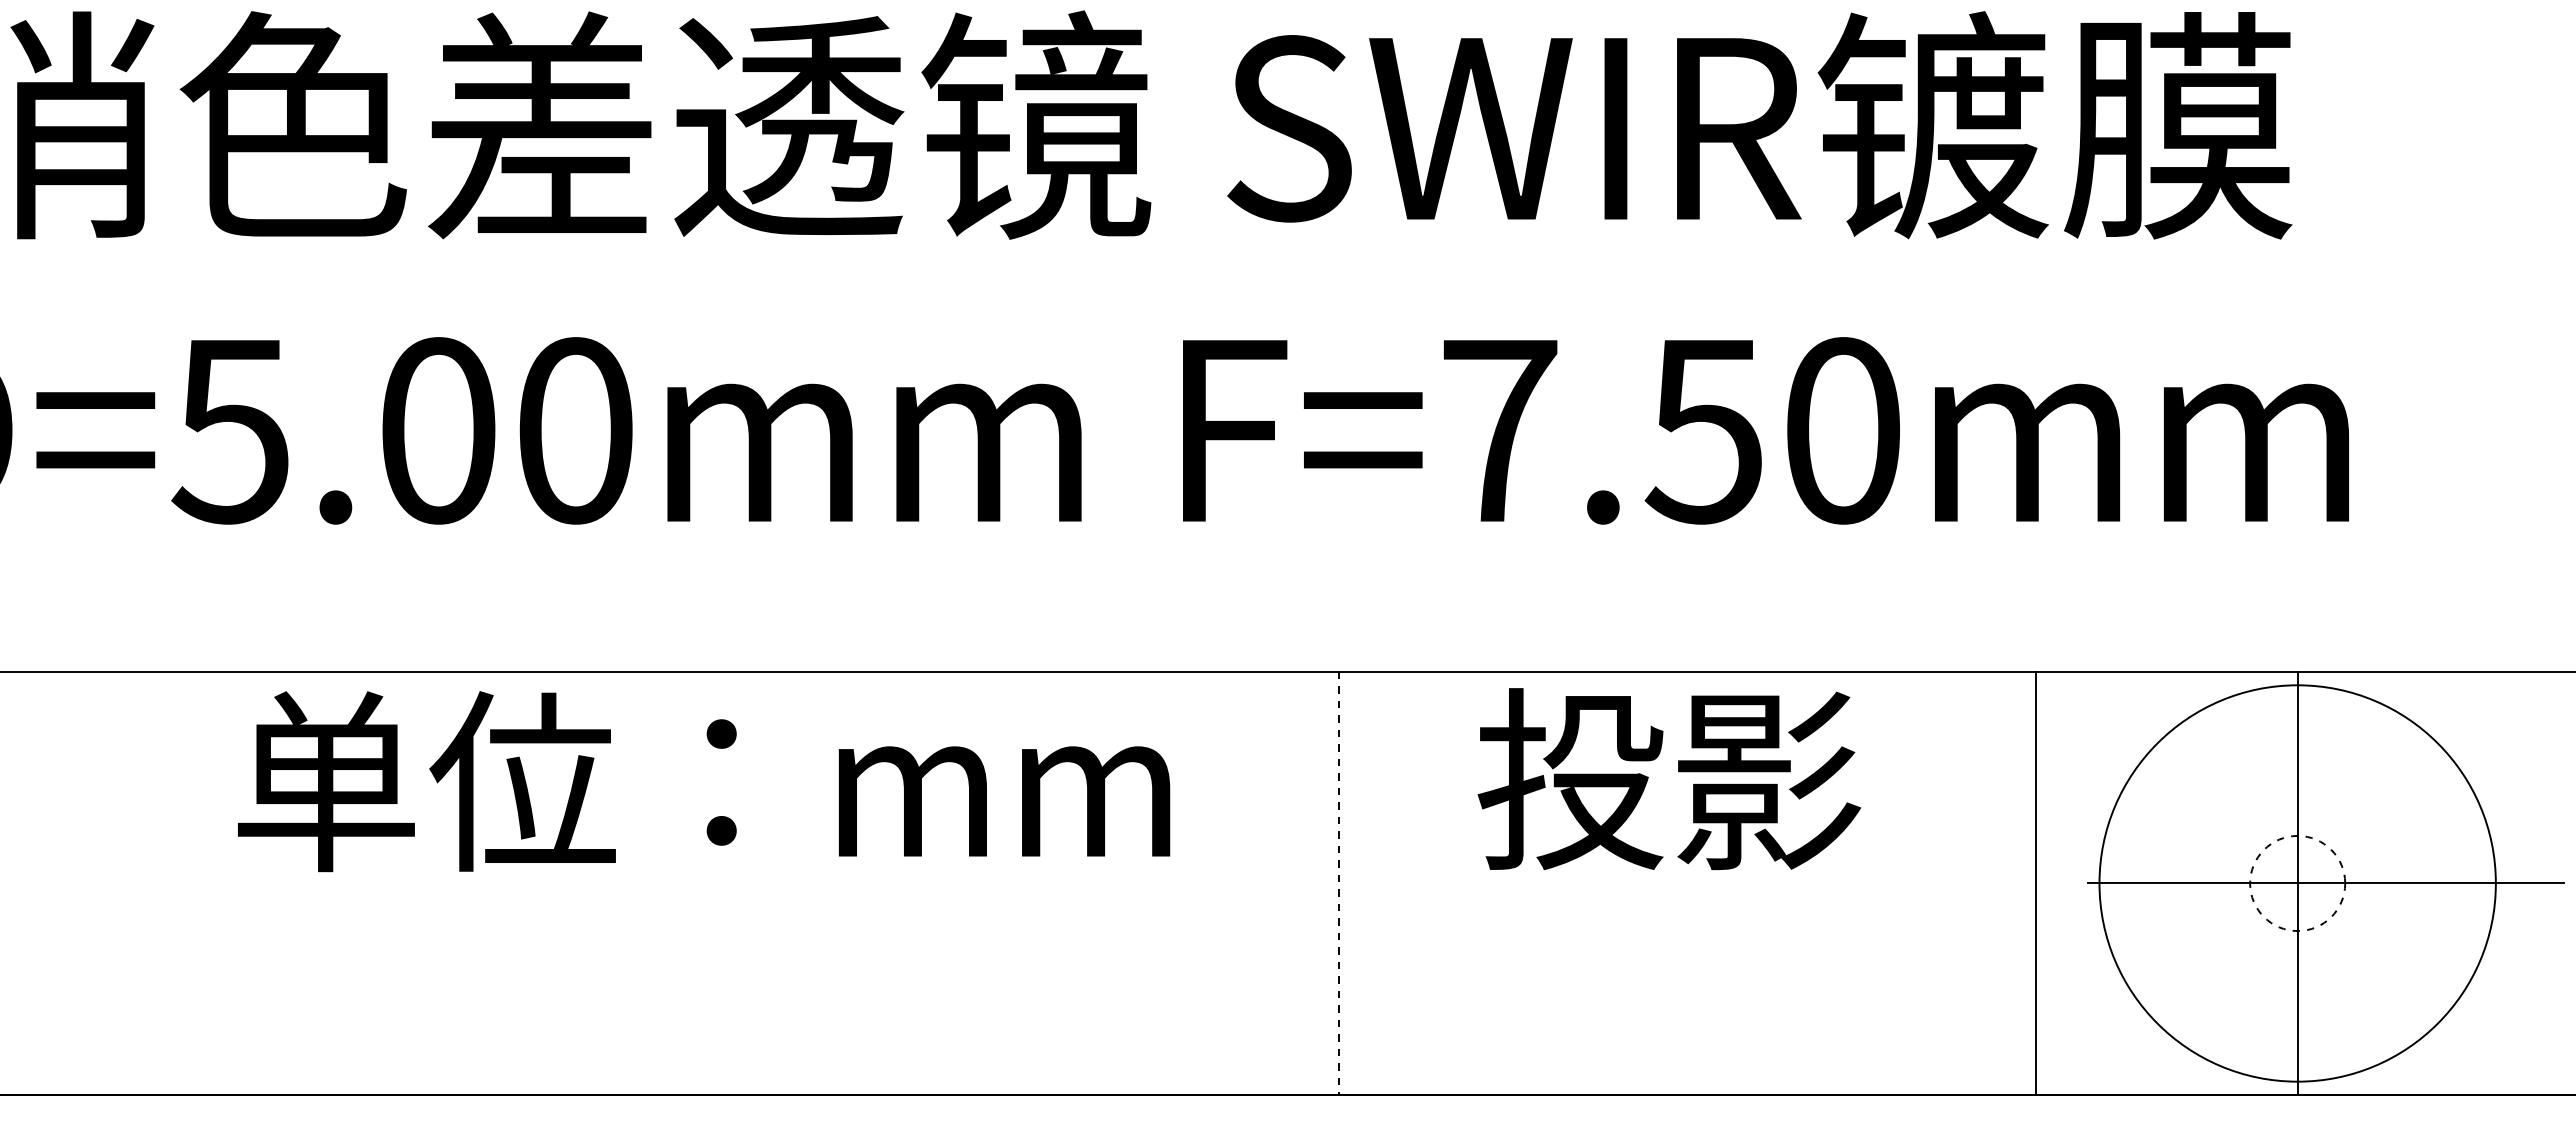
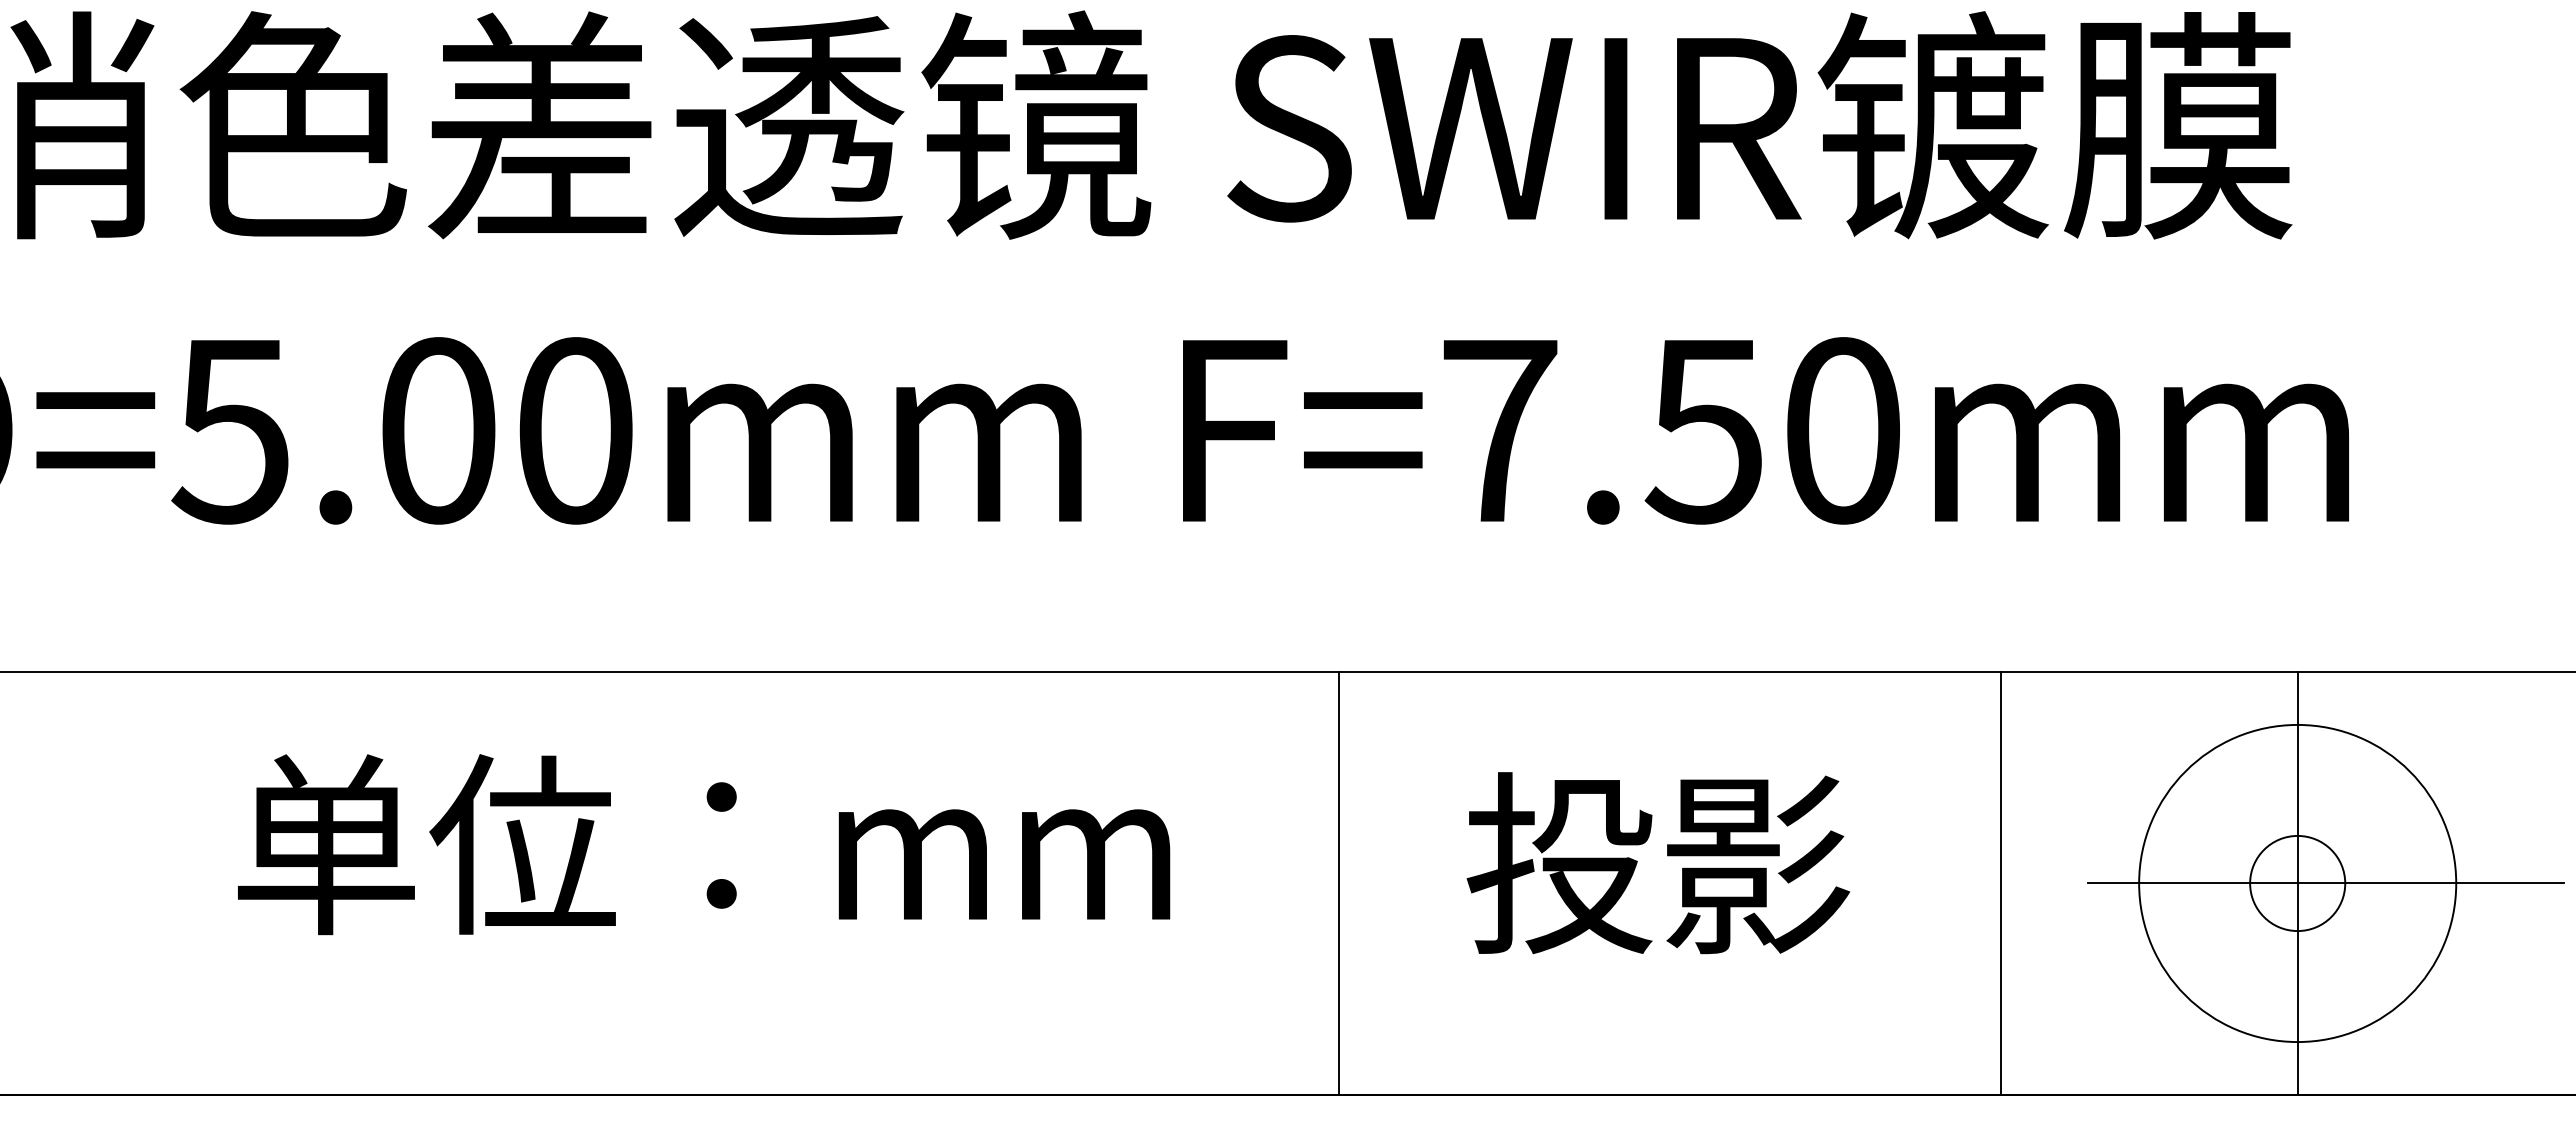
text position: (1669, 779) -> (1658, 863) (1658, 863)
text position: (704, 781) -> (704, 844) (704, 844)
line: dashed -> solid (1338, 883)
line position: (2035, 883) -> (2000, 883) (2000, 883)
circle diameter: 396 px -> 317 px (2297, 883)
circle: dashed -> solid (2297, 883)
